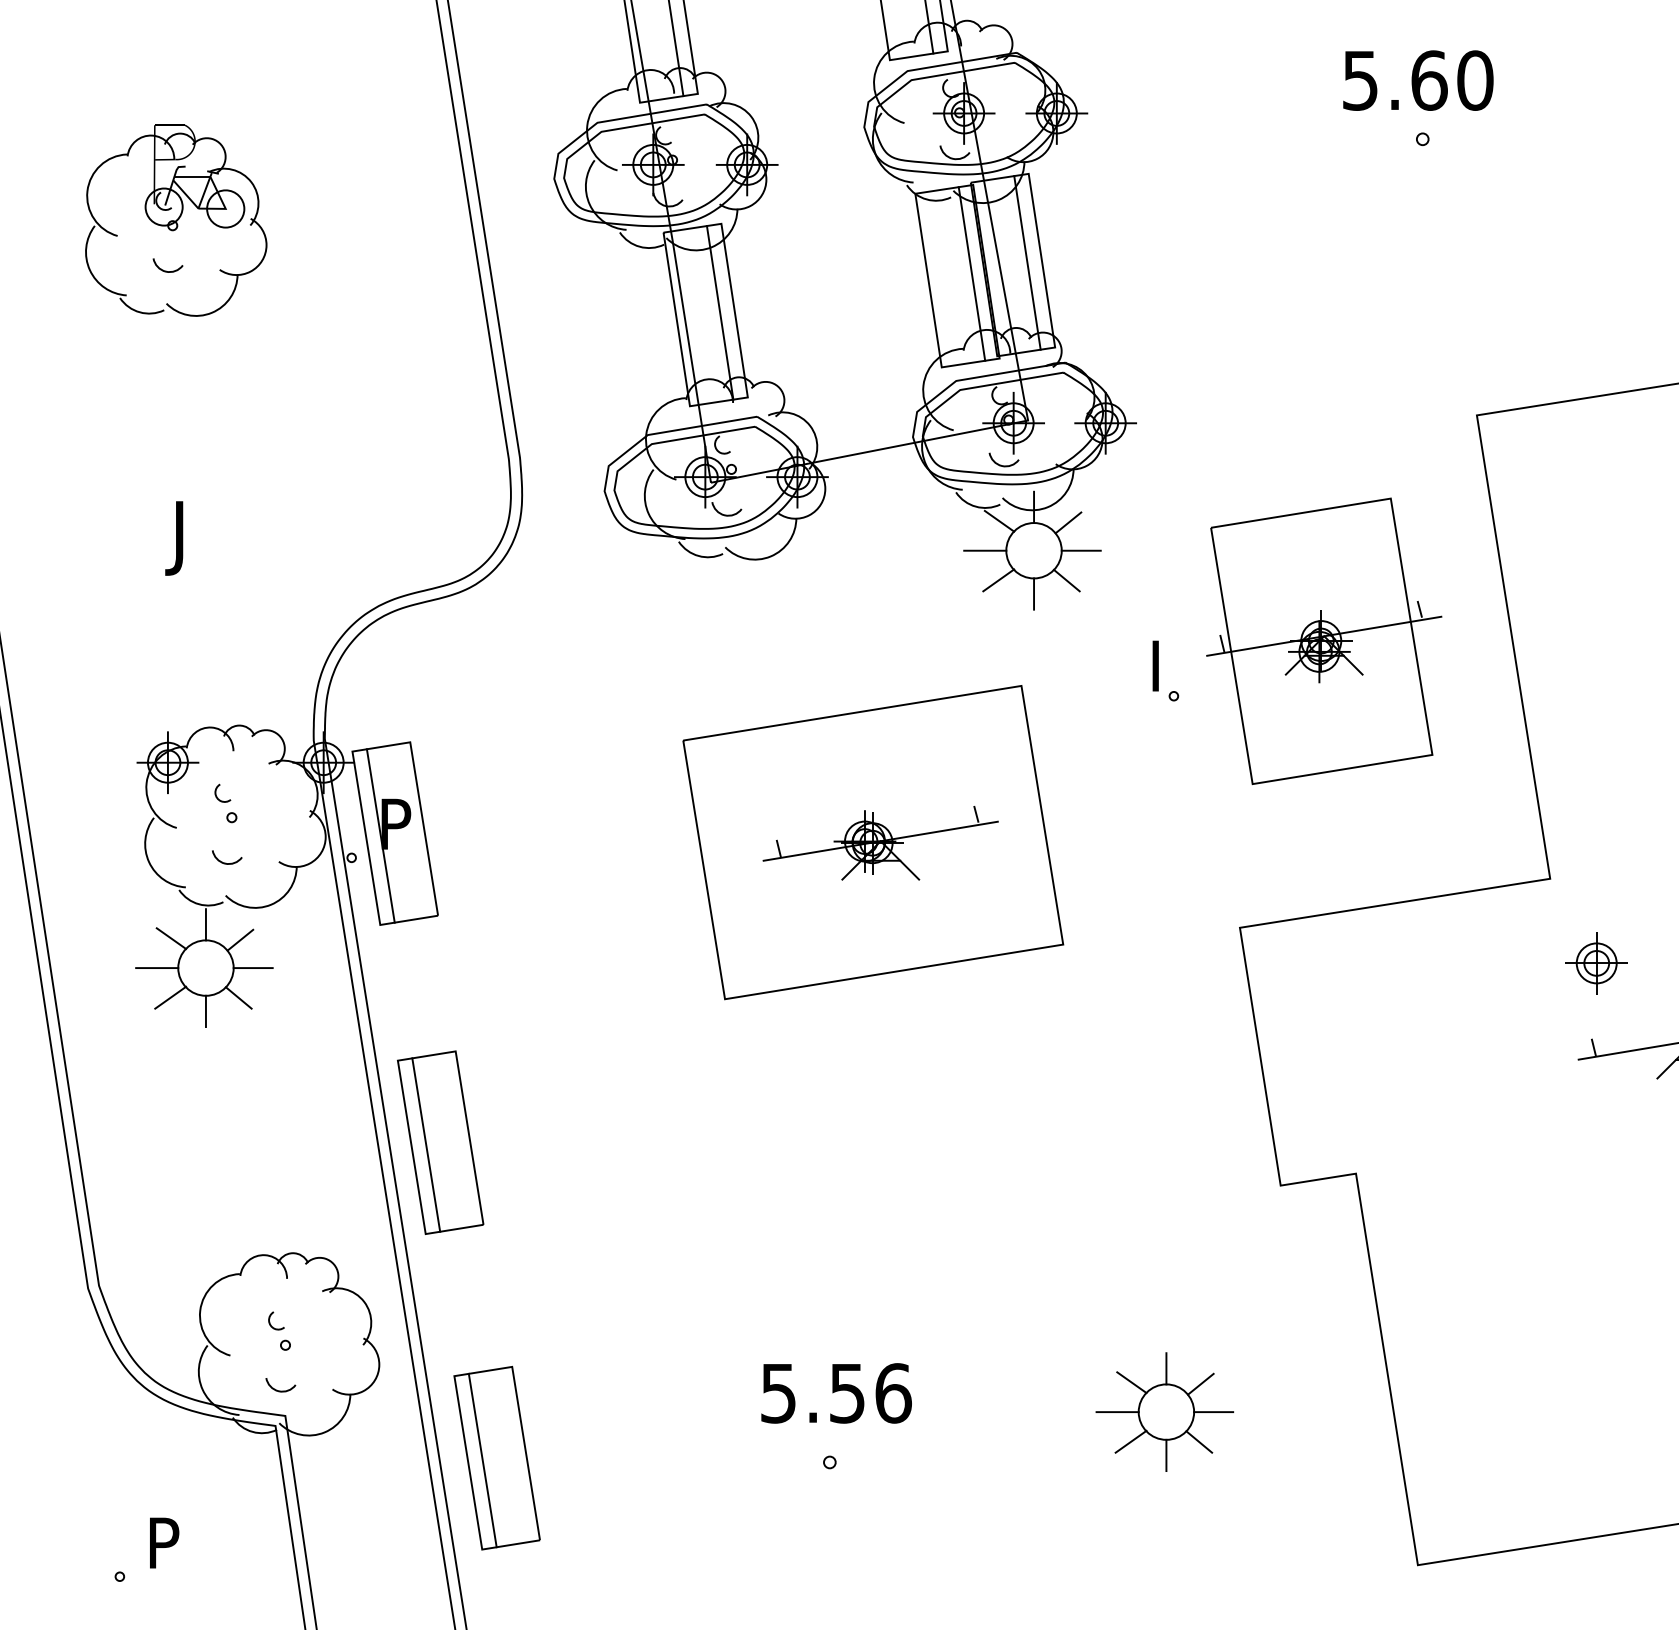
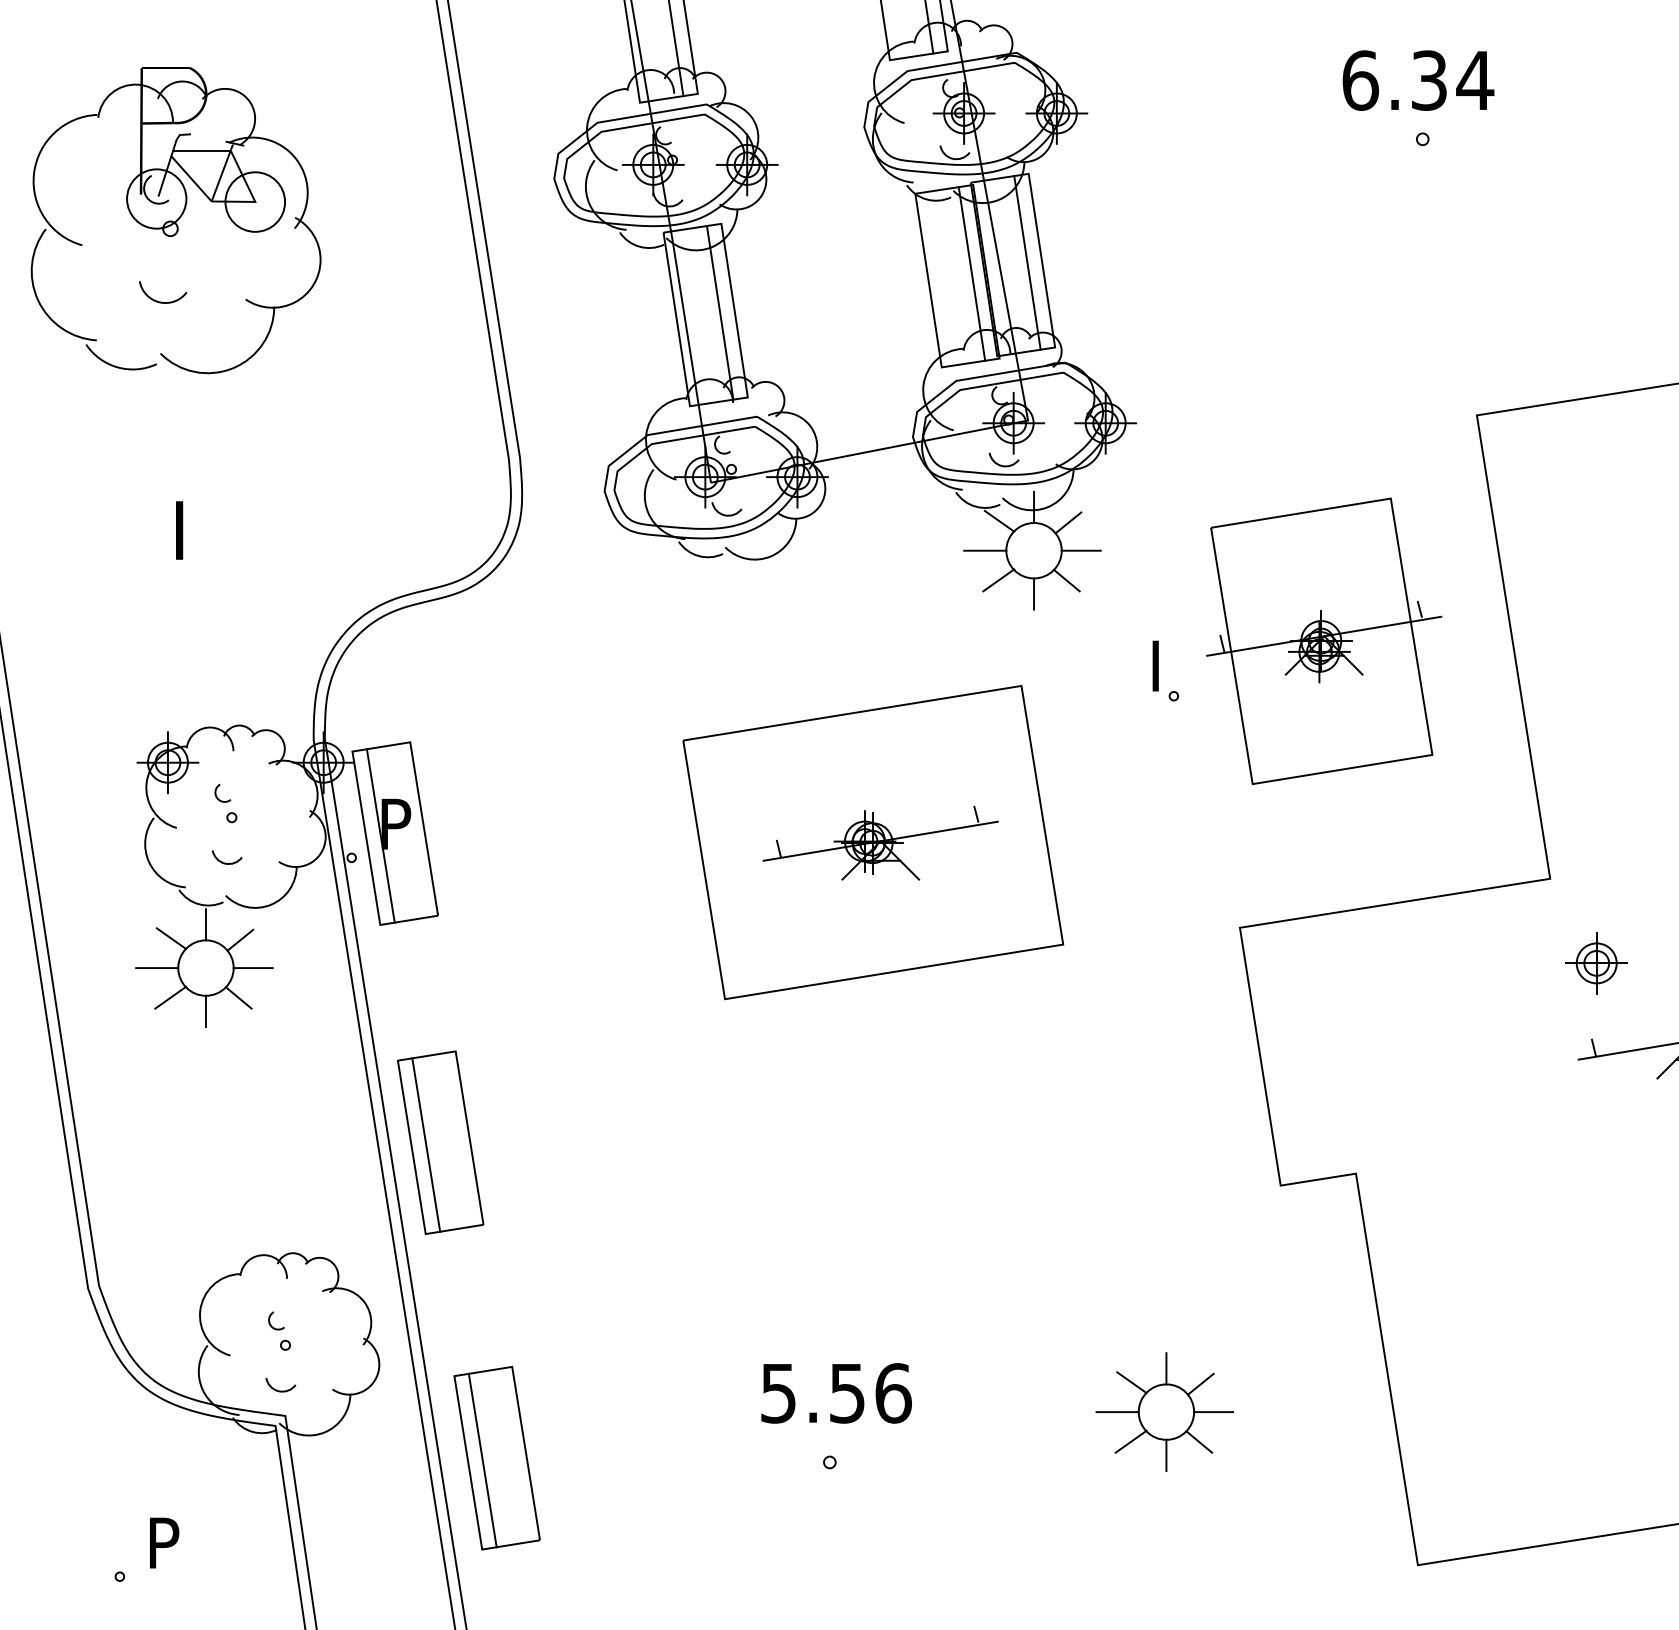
text: 5.60 -> 6.34 (1418, 80)
part size: 183x193 px -> 292x308 px (175, 220)
text: J -> I (174, 567)
